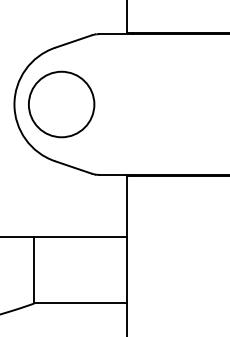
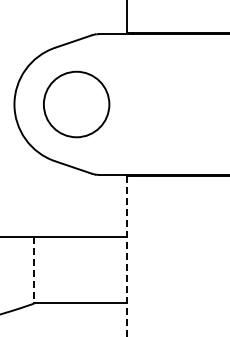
circle position: (61, 104) -> (76, 104) (76, 104)
line: solid -> dashed (126, 256)
line: solid -> dashed (34, 270)
